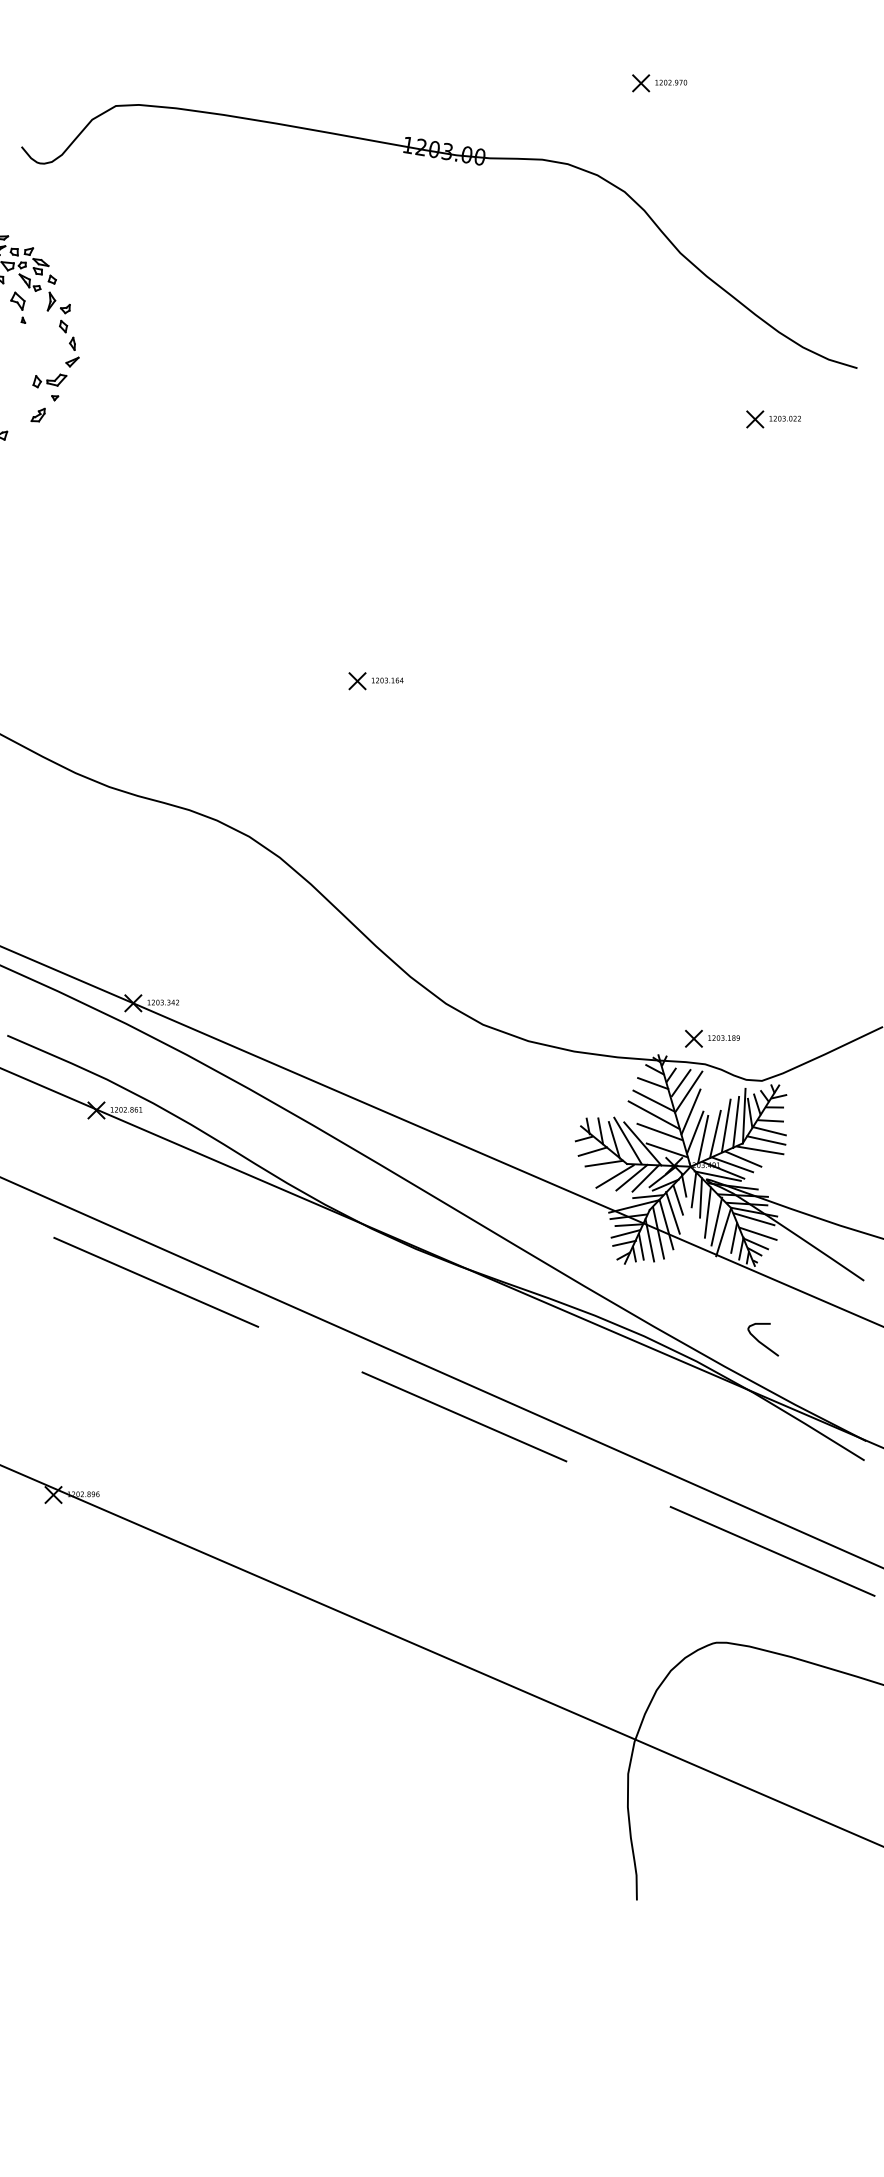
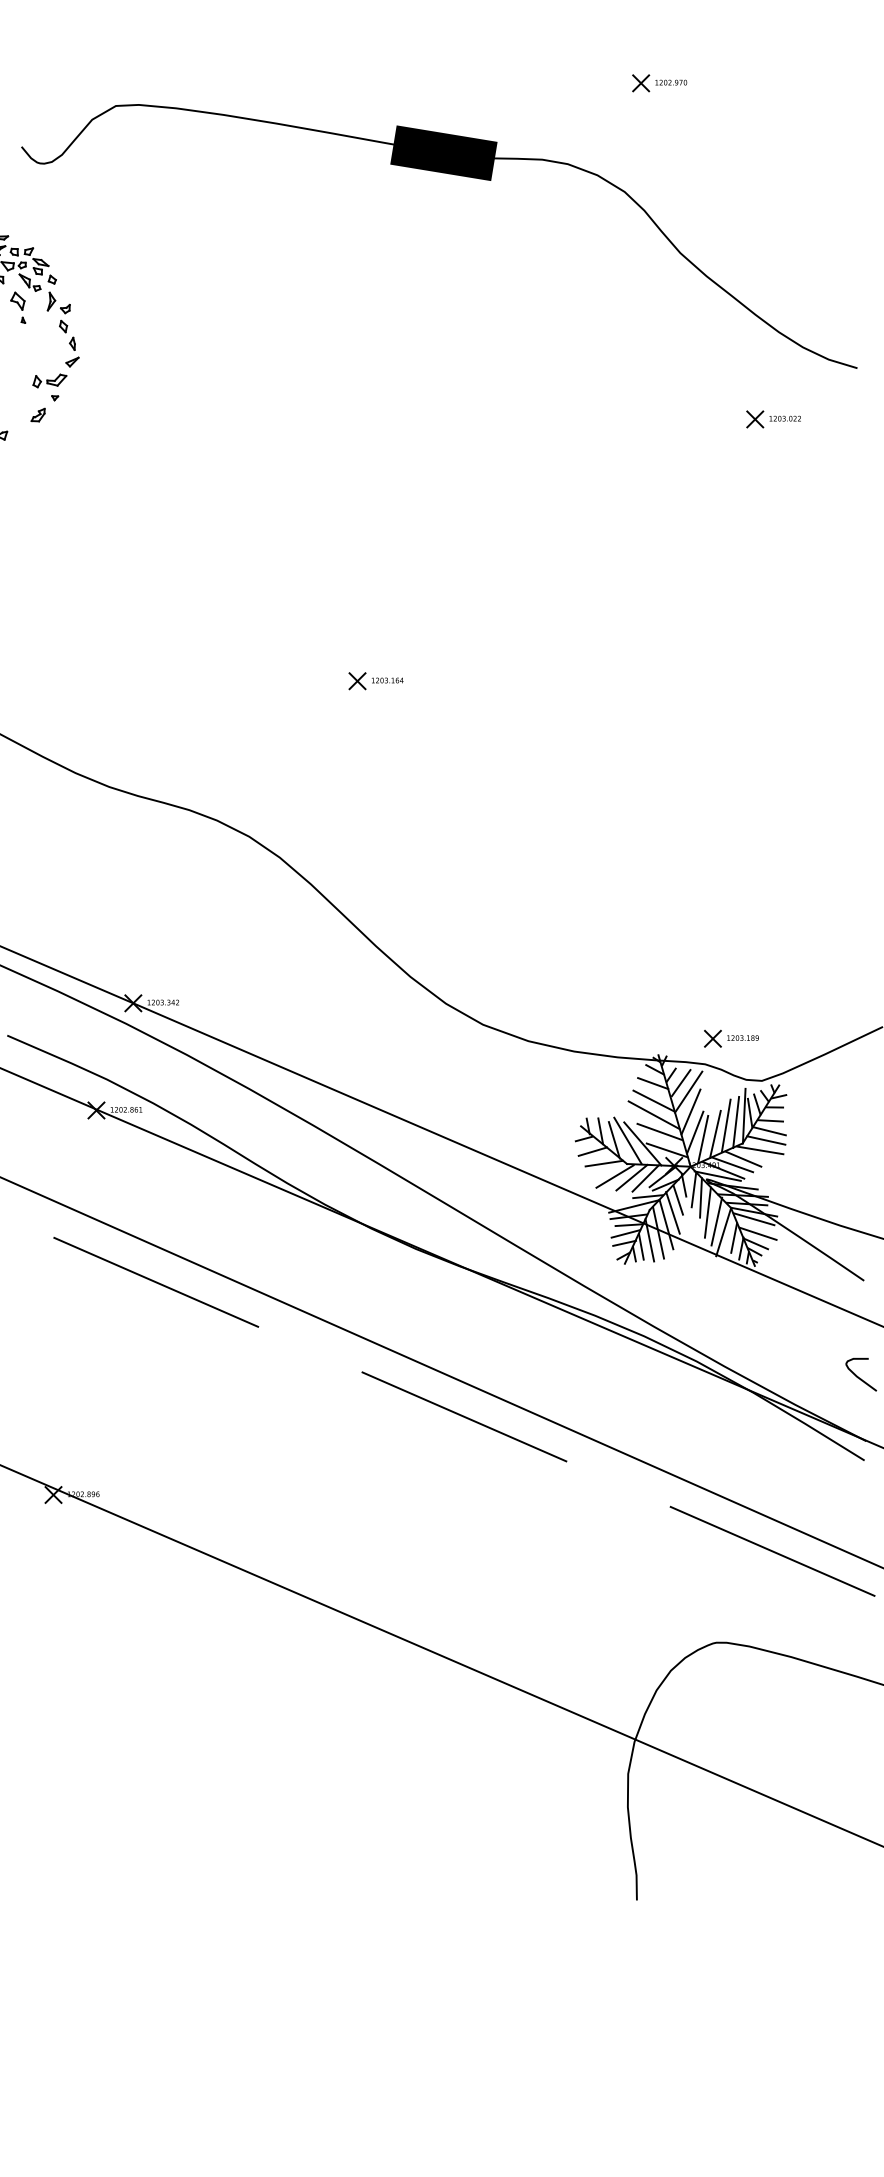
fill: none -> present (443, 153)
part position: (712, 1038) -> (731, 1038) (731, 1038)
curve position: (760, 1341) -> (858, 1376) (858, 1376)
